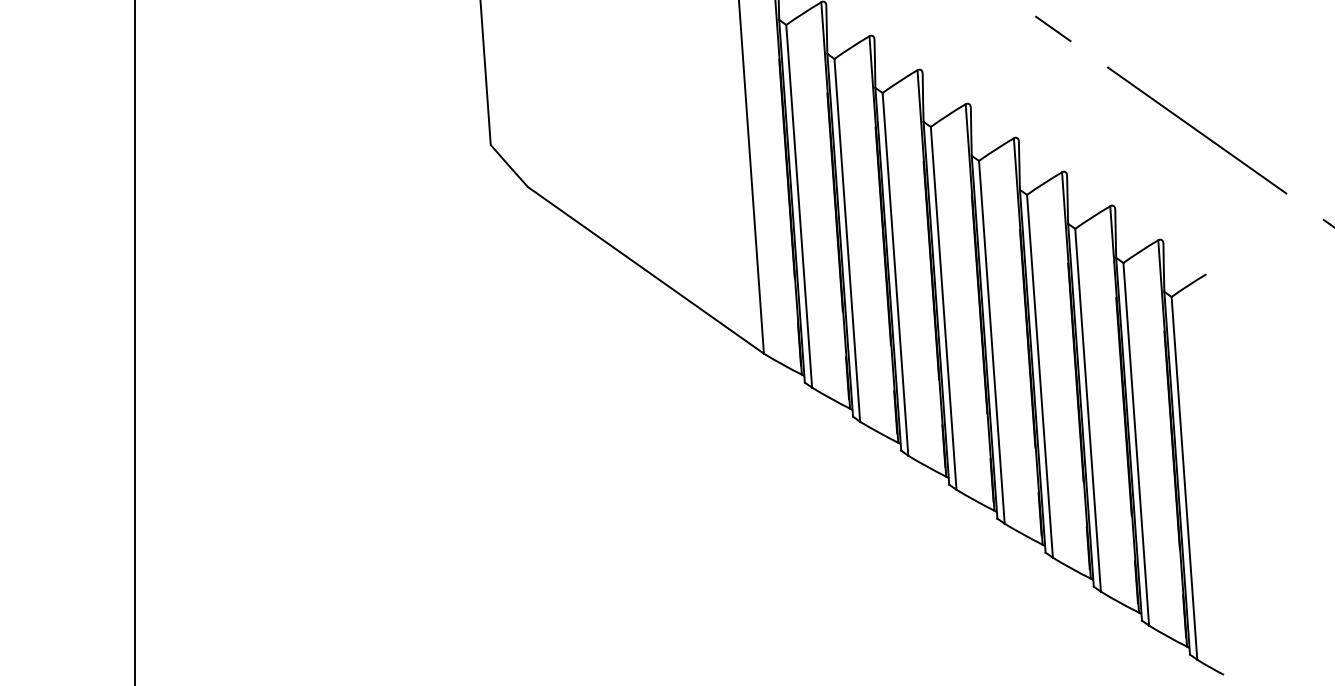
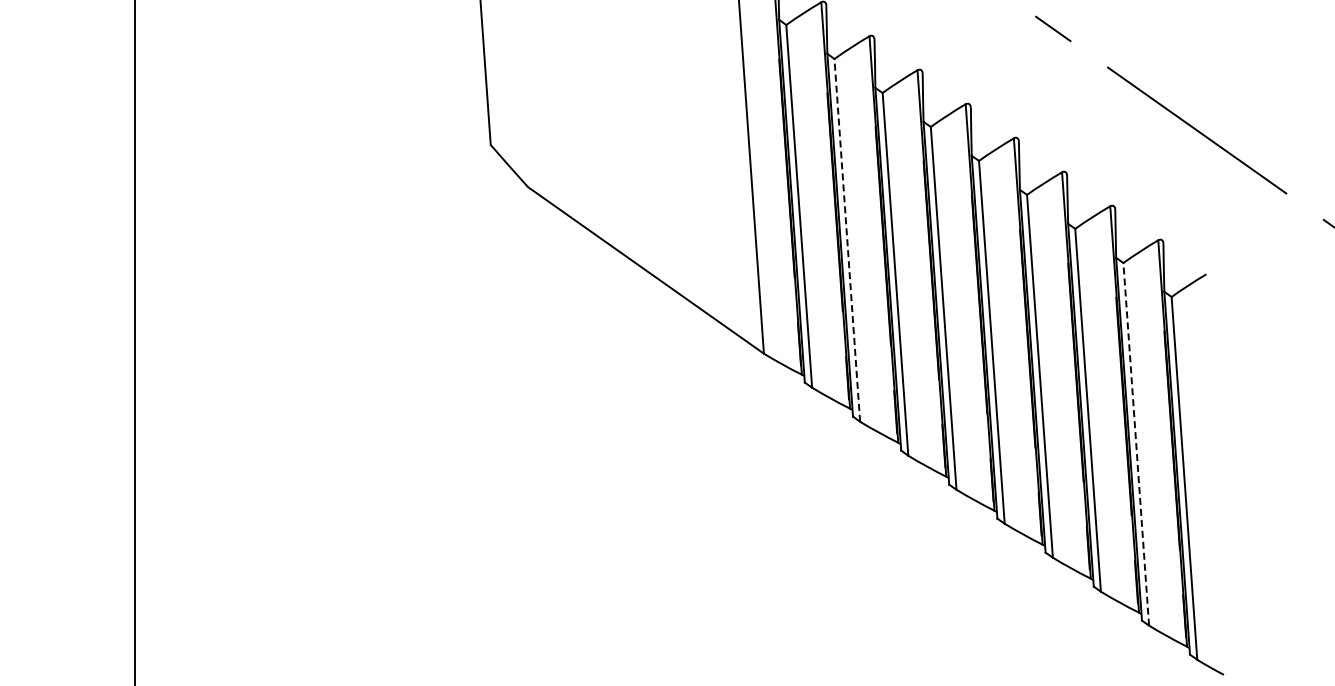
line: solid -> dashed (847, 240)
line: solid -> dashed (1136, 444)
